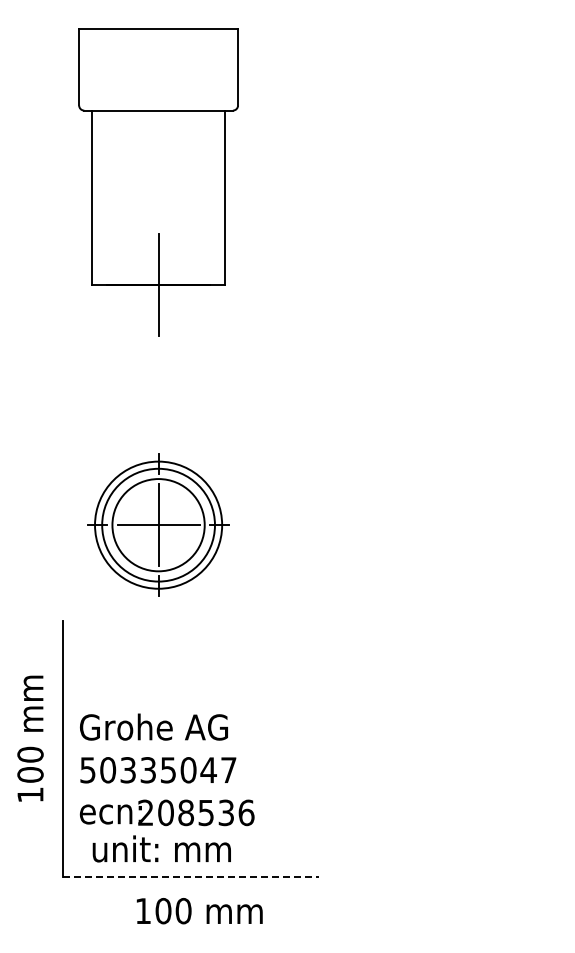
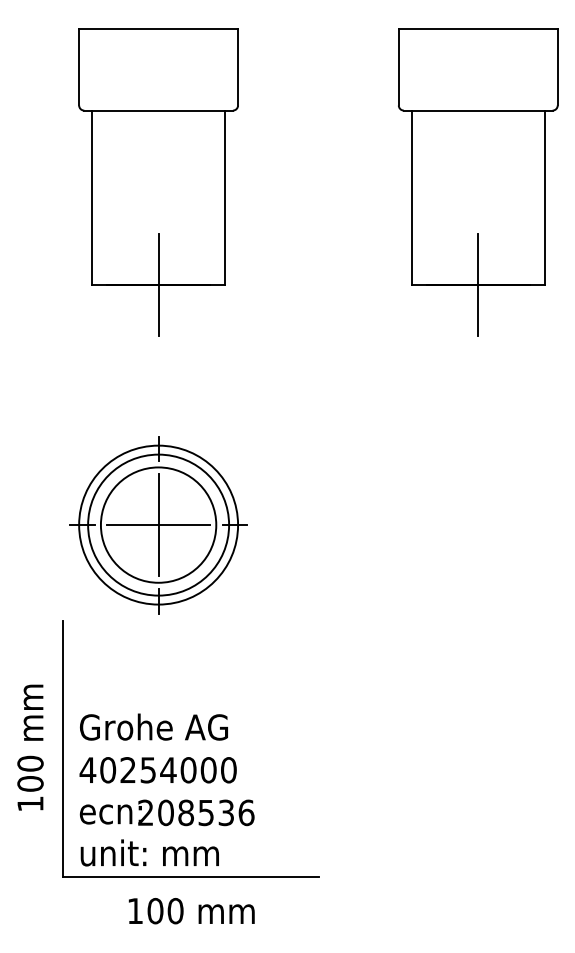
part: none -> present (478, 182)
part size: 143x144 px -> 179x179 px (158, 525)
text position: (30, 738) -> (30, 747) (30, 747)
text: 50335047 -> 40254000 (157, 770)
text position: (161, 848) -> (149, 852) (149, 852)
line: dashed -> solid (191, 877)
text position: (199, 911) -> (191, 911) (191, 911)
